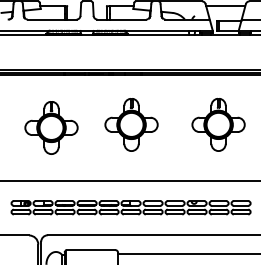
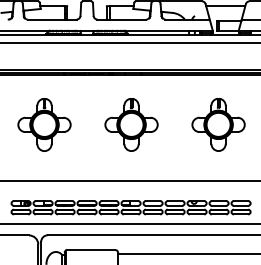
line: none -> present (129, 43)
part position: (51, 127) -> (44, 124) (44, 124)
line: none -> present (129, 224)
